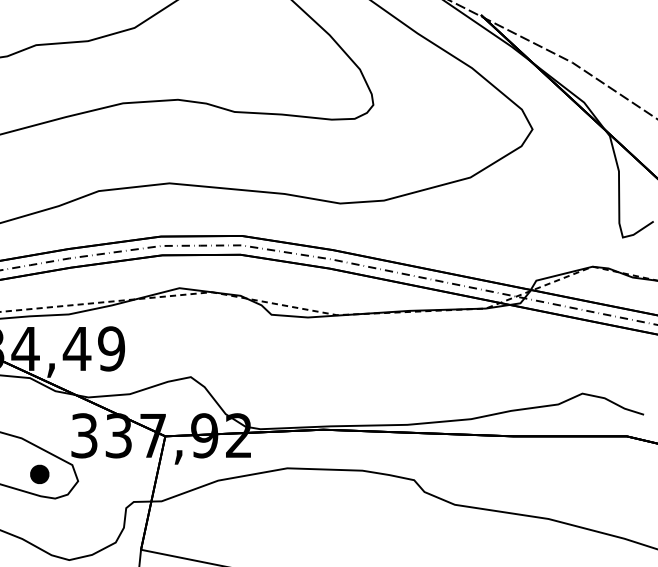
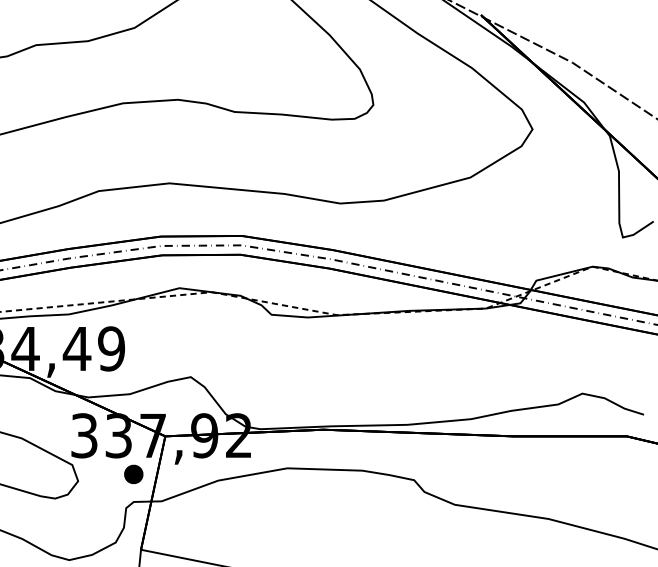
part position: (39, 473) -> (133, 473) (133, 473)
